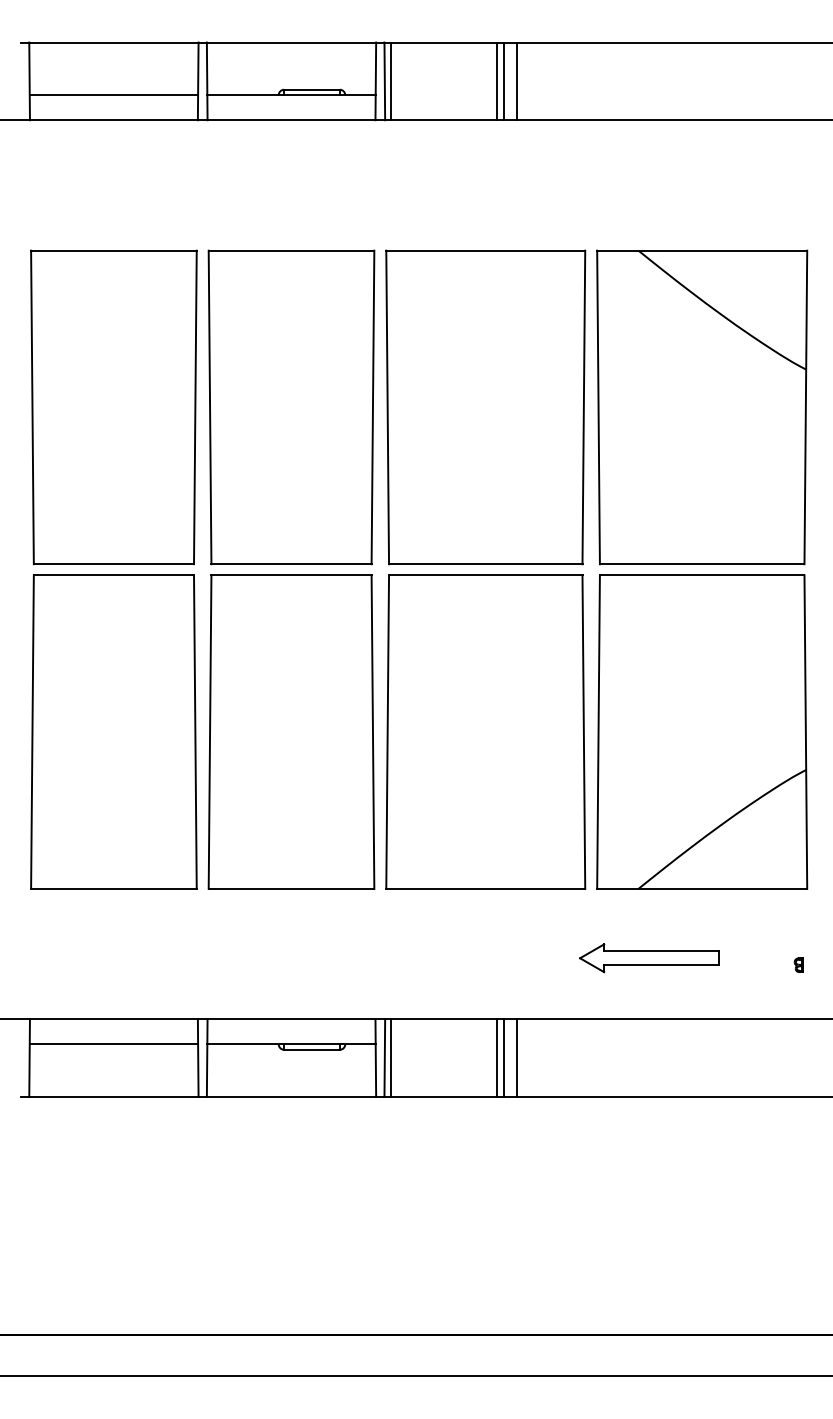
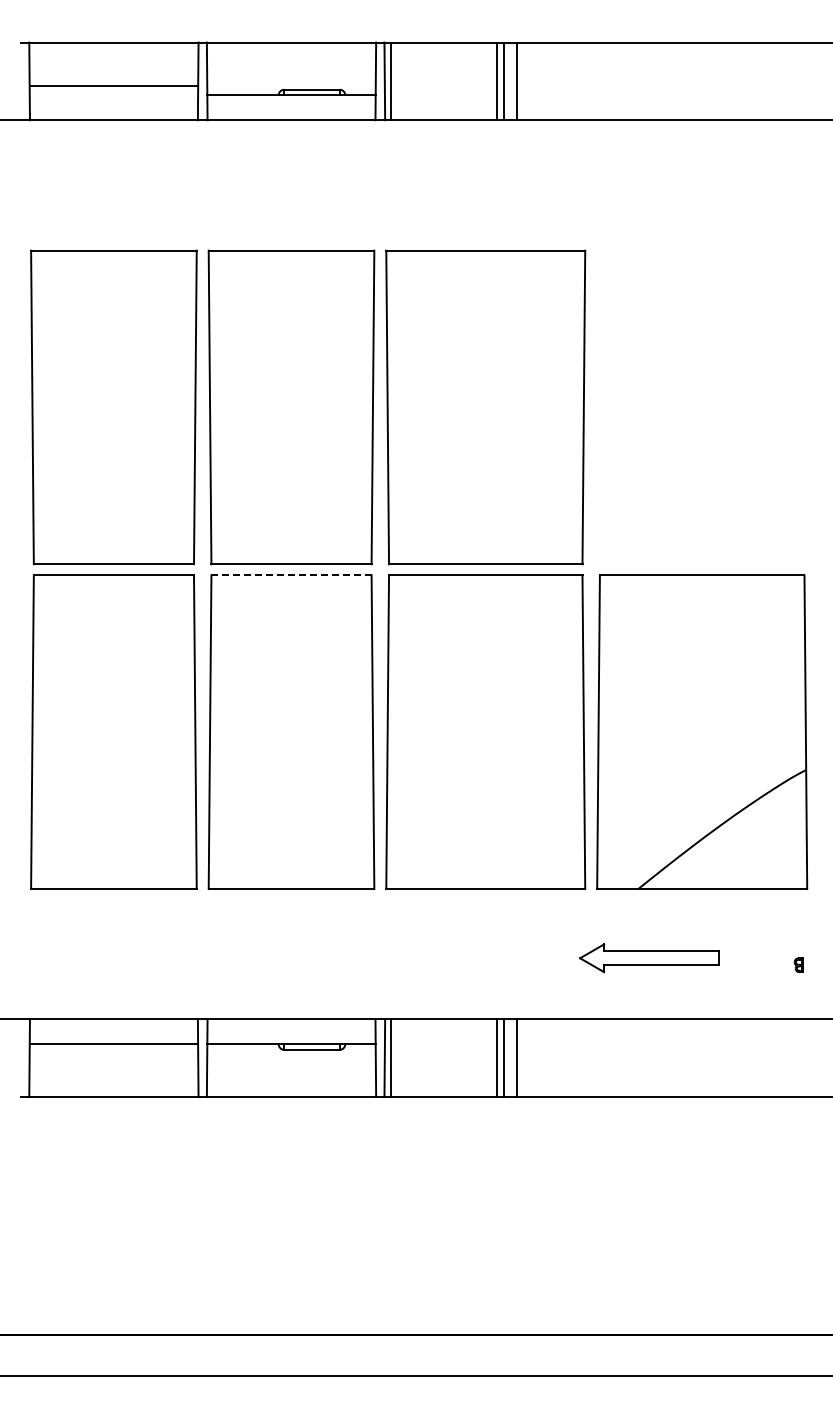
line position: (113, 95) -> (113, 86) (113, 86)
part: present -> none (702, 407)
line: solid -> dashed (291, 575)
